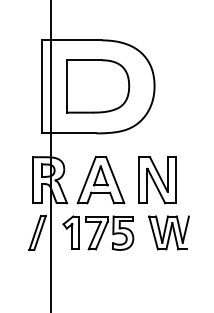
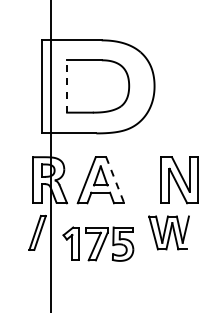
line: solid -> dashed (67, 85)
line: solid -> dashed (115, 180)
part position: (157, 180) -> (179, 180) (179, 180)
part position: (98, 232) -> (98, 243) (98, 243)
